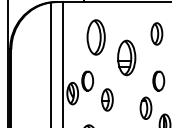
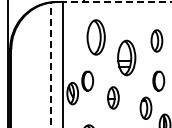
line: solid -> dashed (117, 2)
part position: (156, 33) -> (156, 40) (156, 40)
line: solid -> dashed (50, 64)
part position: (107, 99) -> (113, 97) (113, 97)
